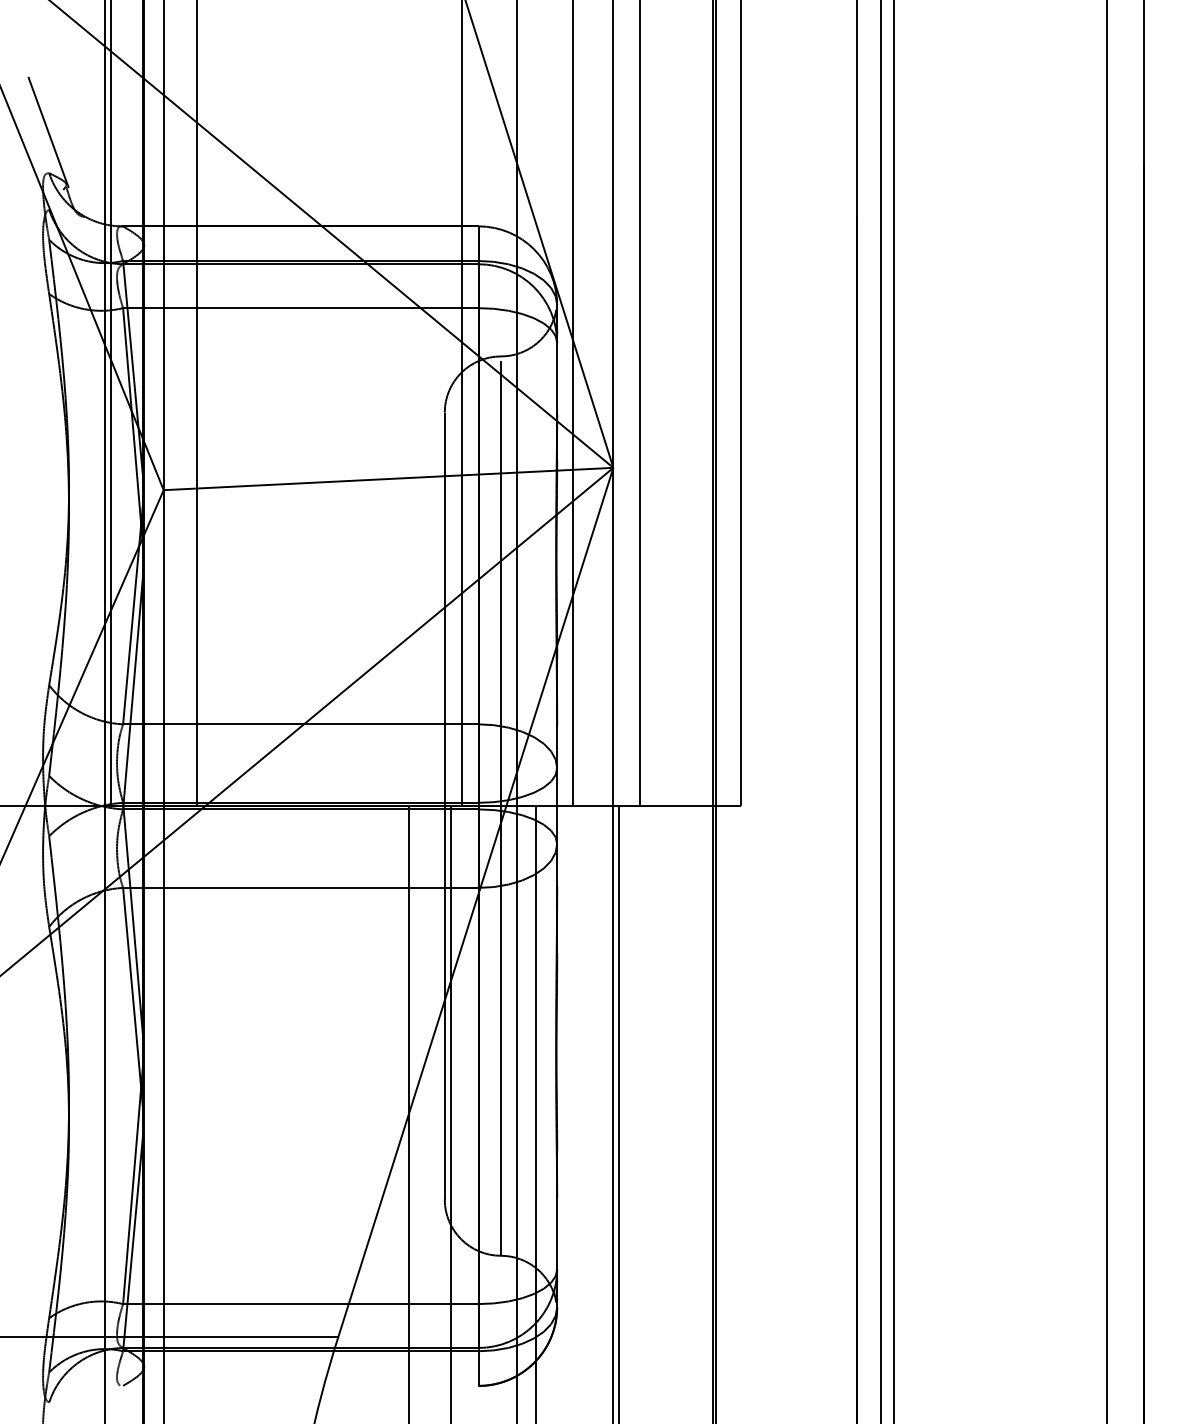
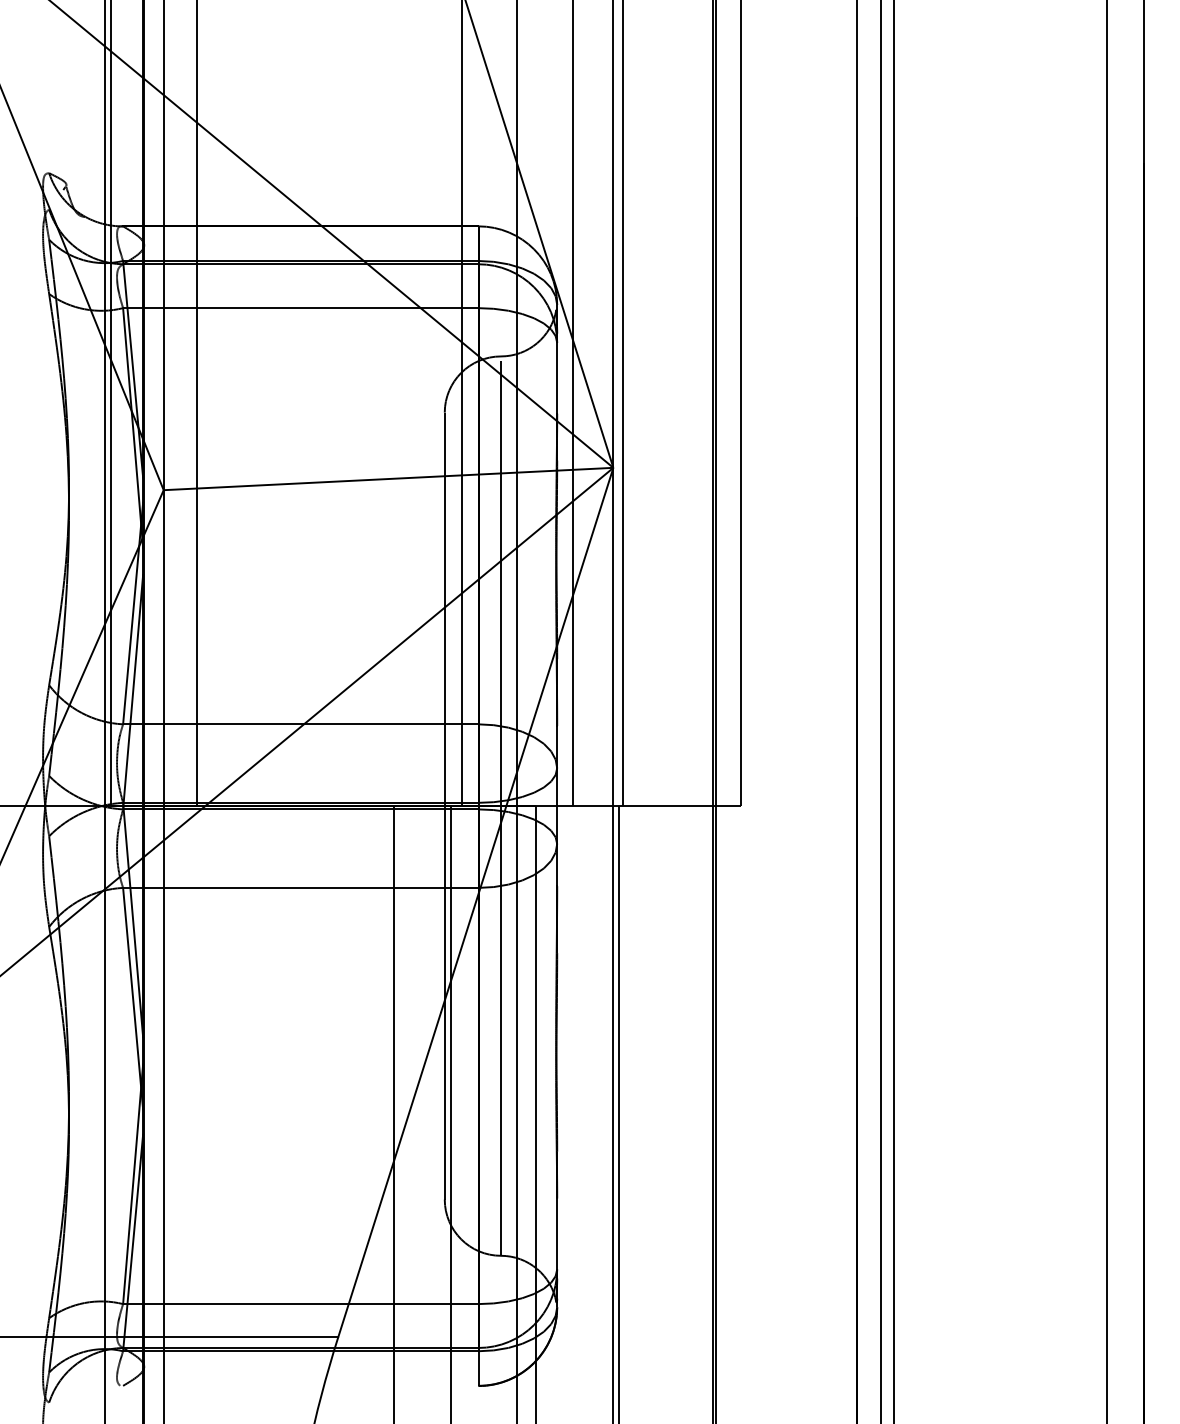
line: present -> none (48, 132)
line position: (640, 404) -> (623, 404) (623, 404)
line position: (409, 1113) -> (394, 1113) (394, 1113)
